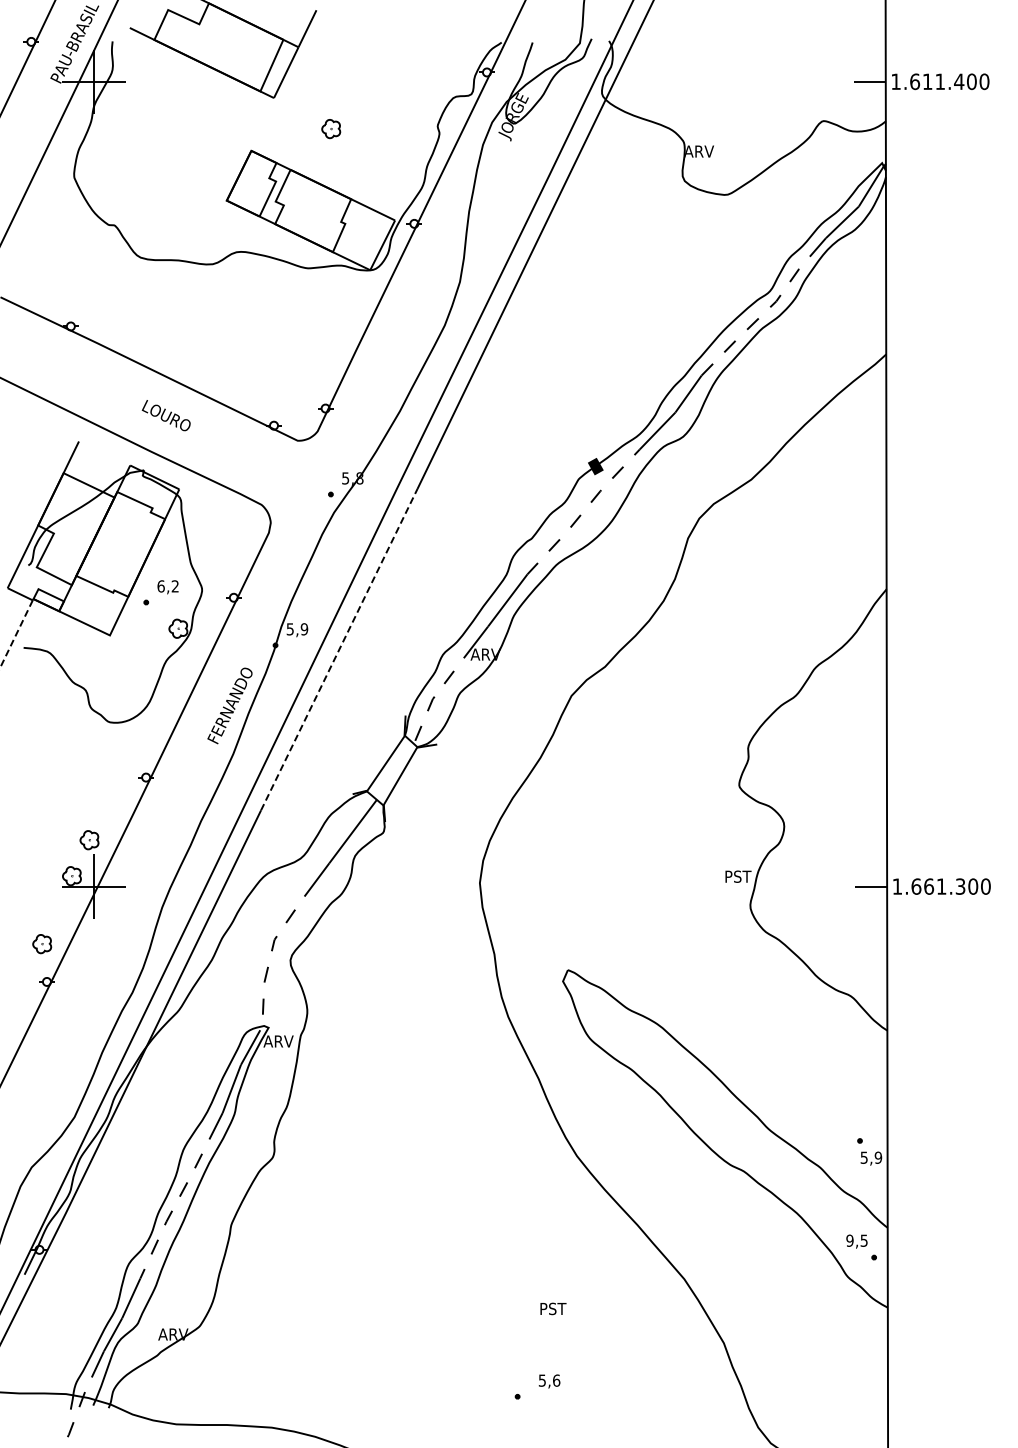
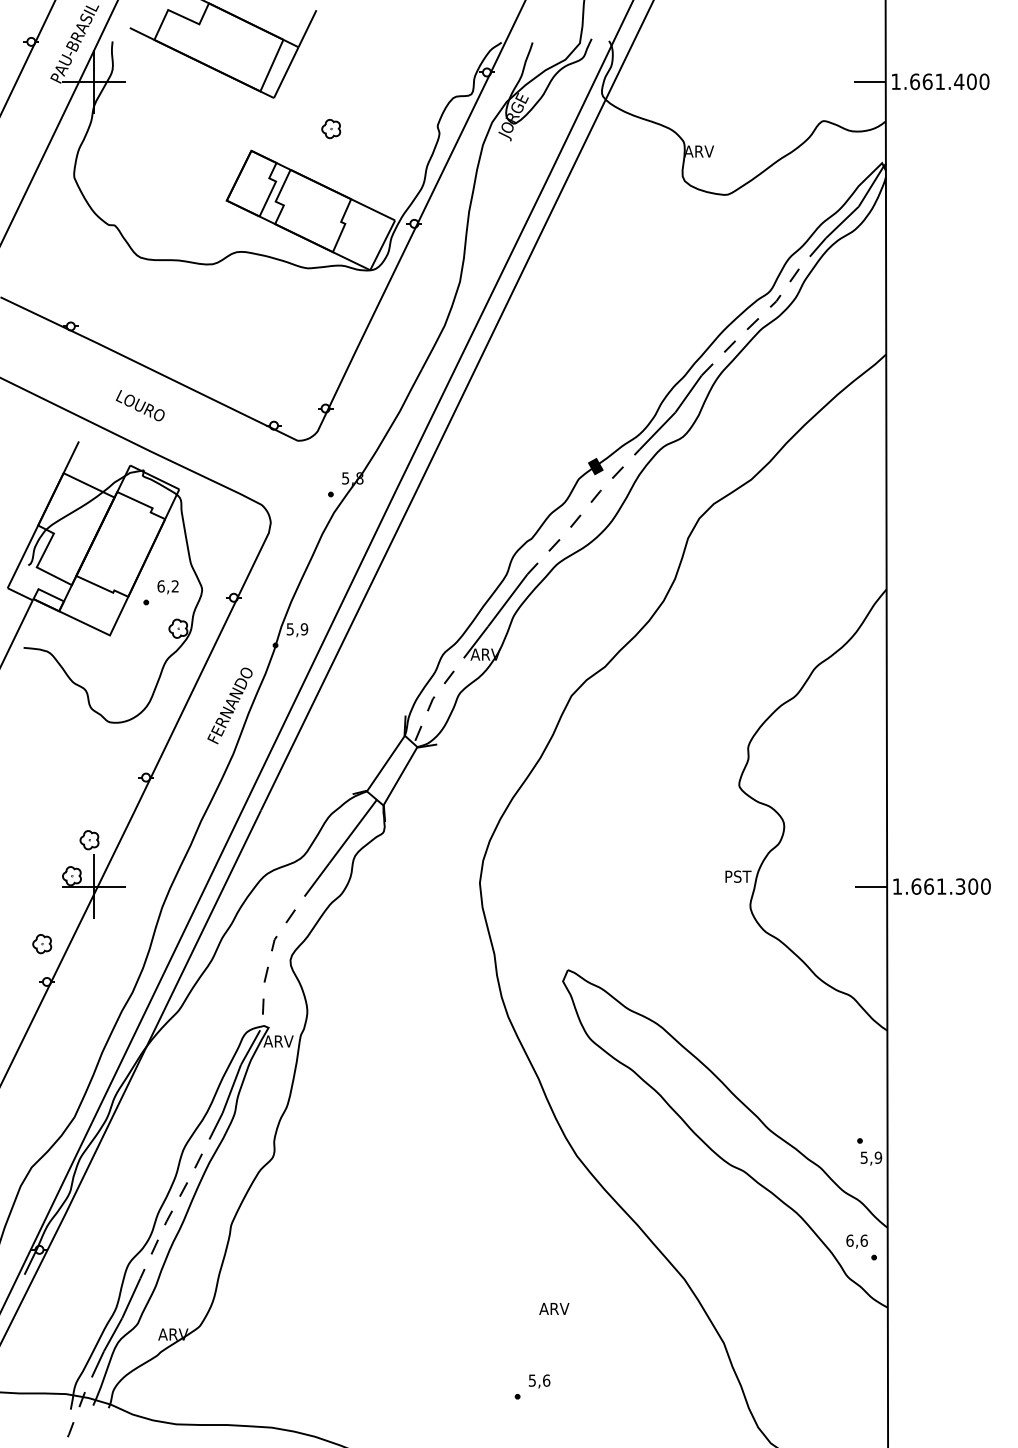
text: 1.611.400 -> 1.661.400 (927, 81)
text position: (165, 415) -> (139, 405) (139, 405)
line: dashed -> solid (16, 634)
line: dashed -> solid (339, 649)
text: 9,5 -> 6,6 (856, 1240)
text: PST -> ARV (554, 1308)
text position: (549, 1381) -> (539, 1381) (539, 1381)
